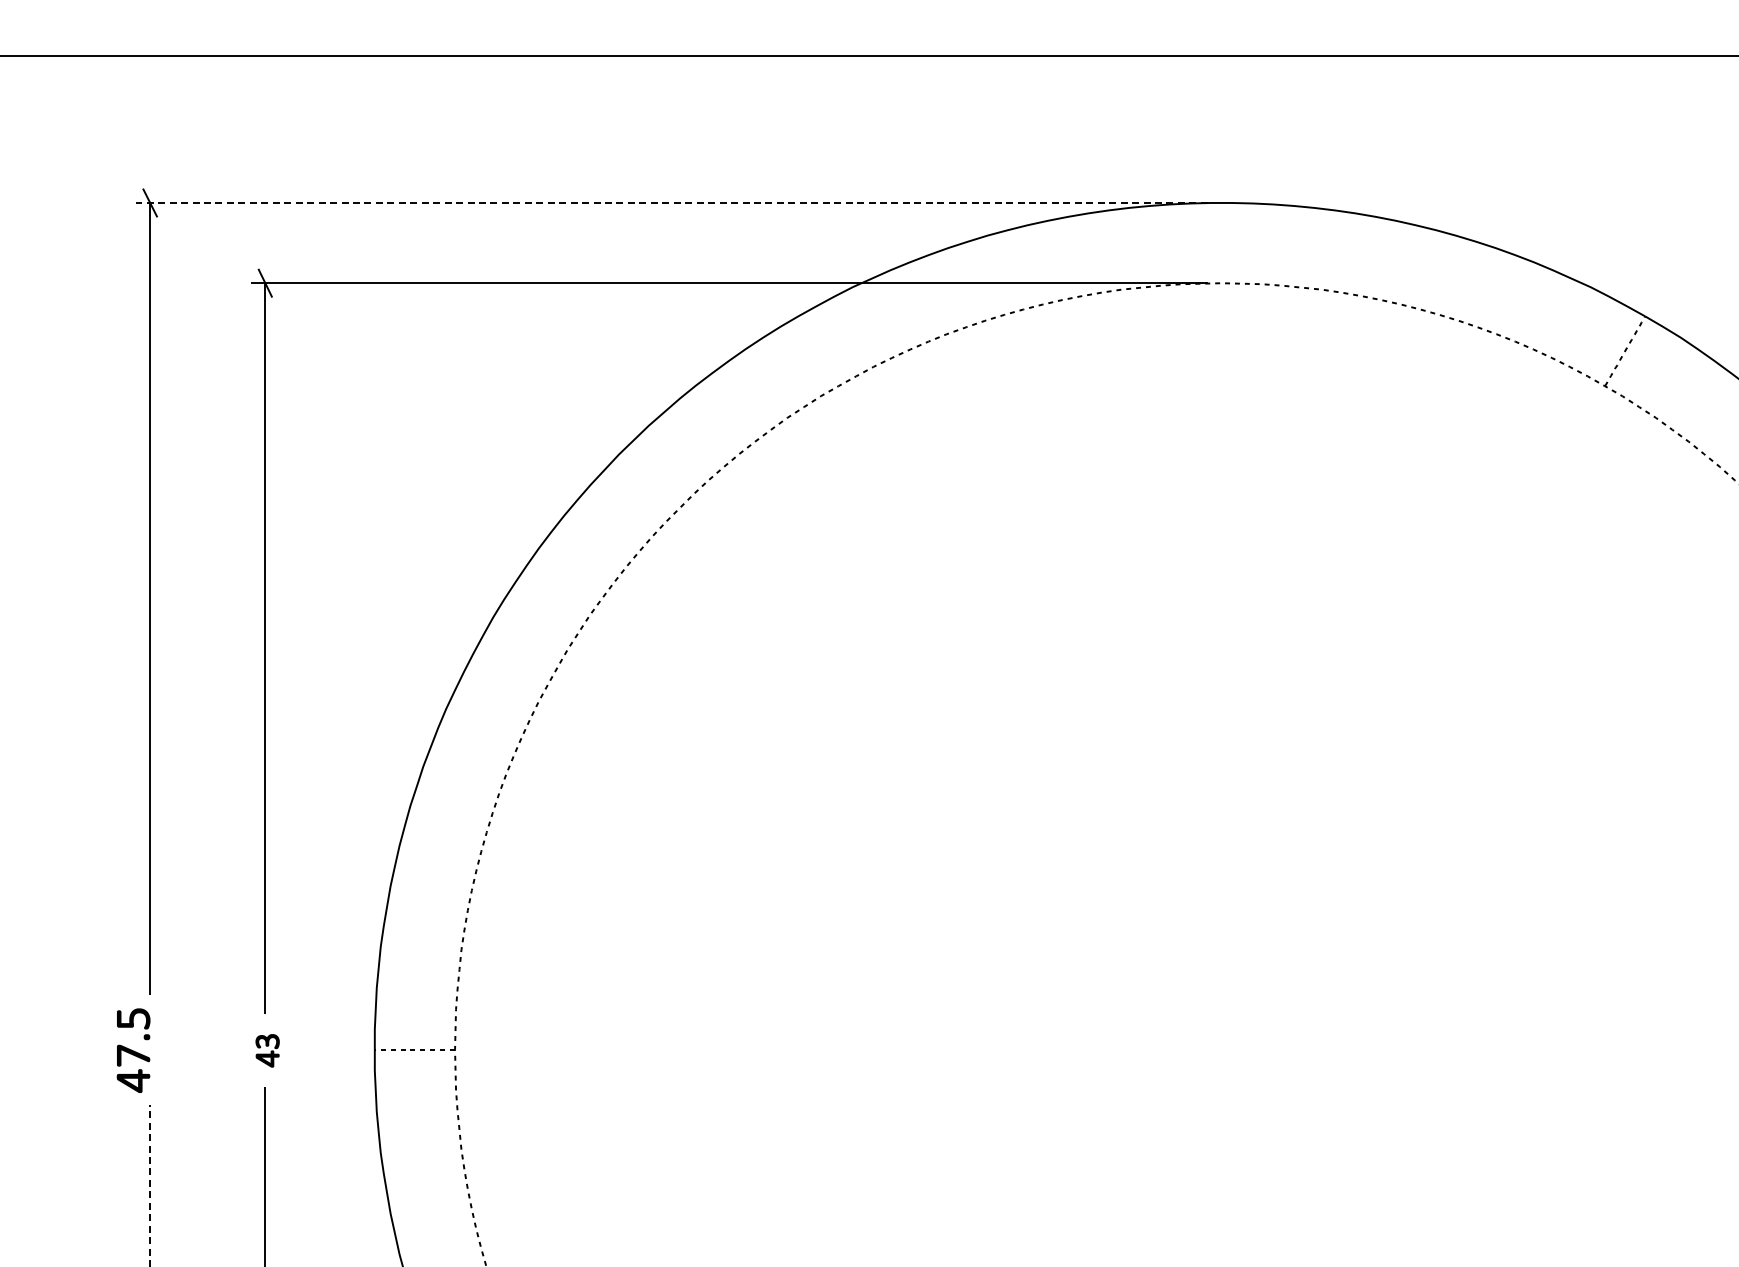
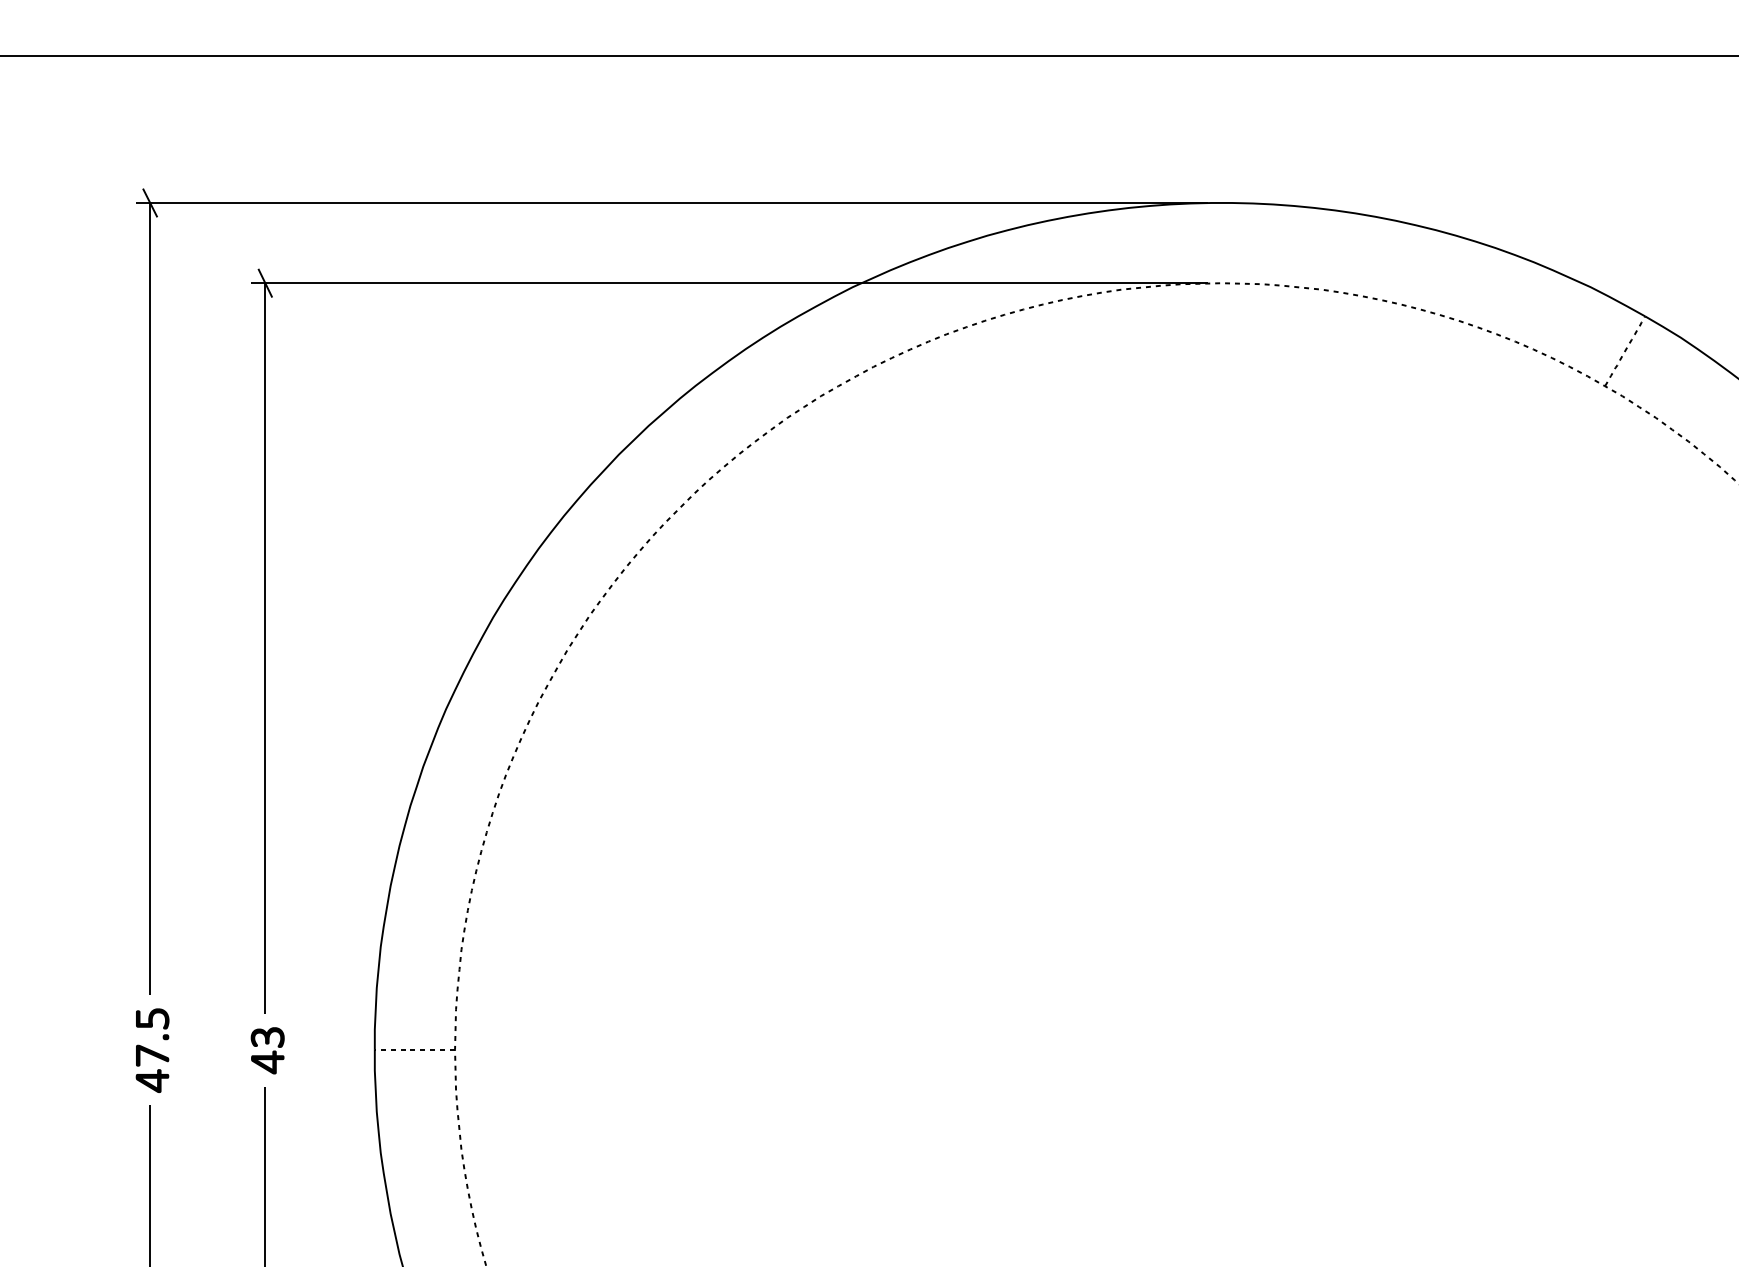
line: dashed -> solid (671, 202)
part position: (133, 1050) -> (152, 1050) (152, 1050)
part size: 25x34 px -> 35x48 px (267, 1050)
line: dashed -> solid (149, 1185)
